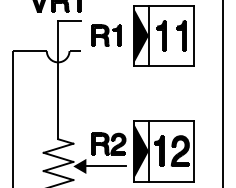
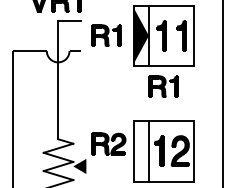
part: none -> present (163, 86)
fill: present -> none (140, 151)
line: present -> none (106, 166)
